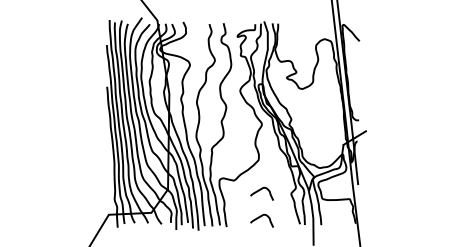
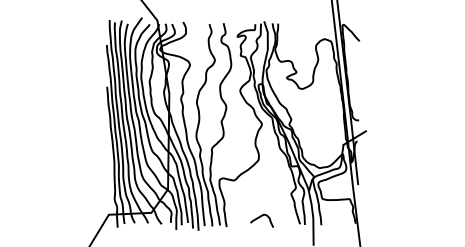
curve: present -> none (259, 191)
